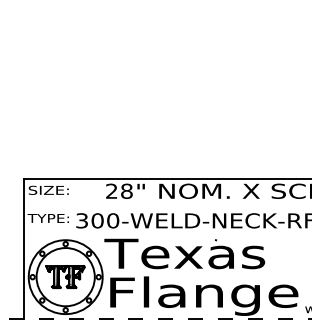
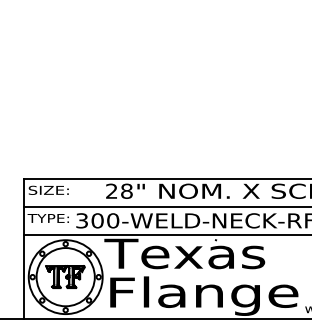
line: none -> present (165, 207)
line: none -> present (165, 235)
line: dashed -> solid (156, 319)
